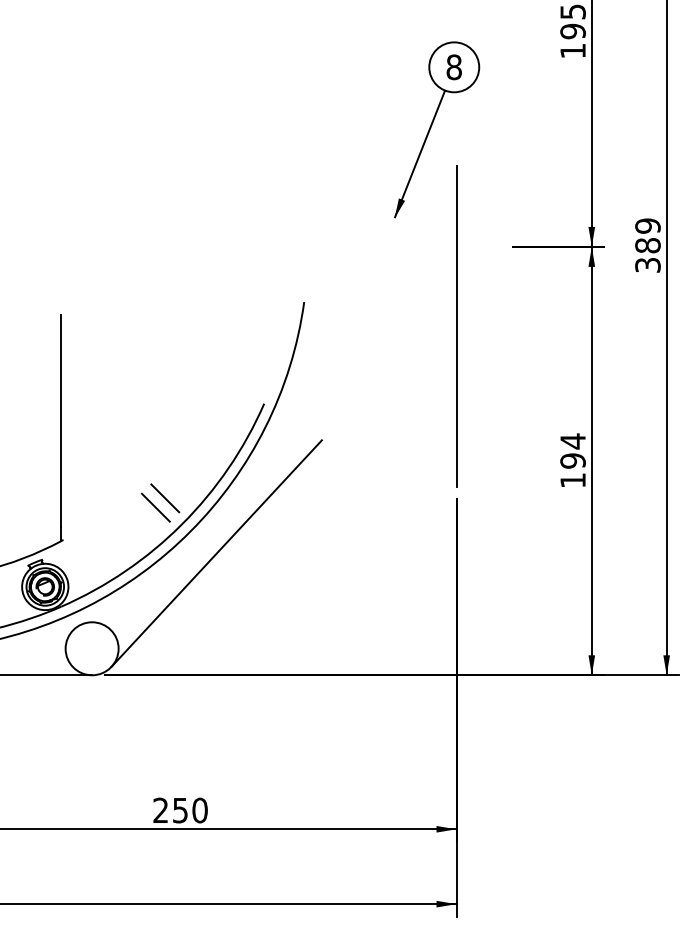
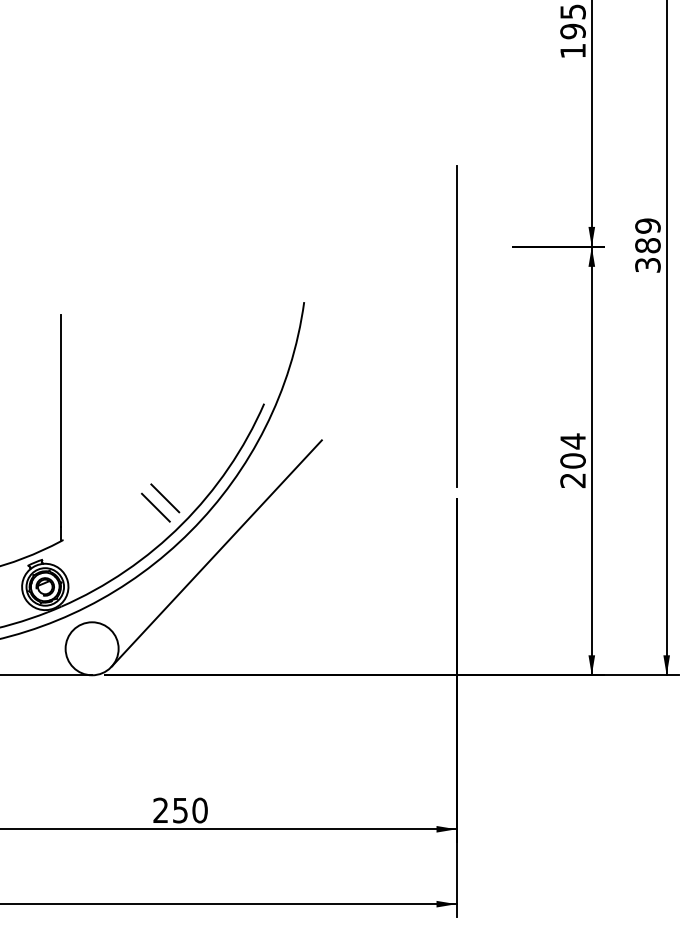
part: present -> none (431, 128)
text: 194 -> 204 (572, 470)
